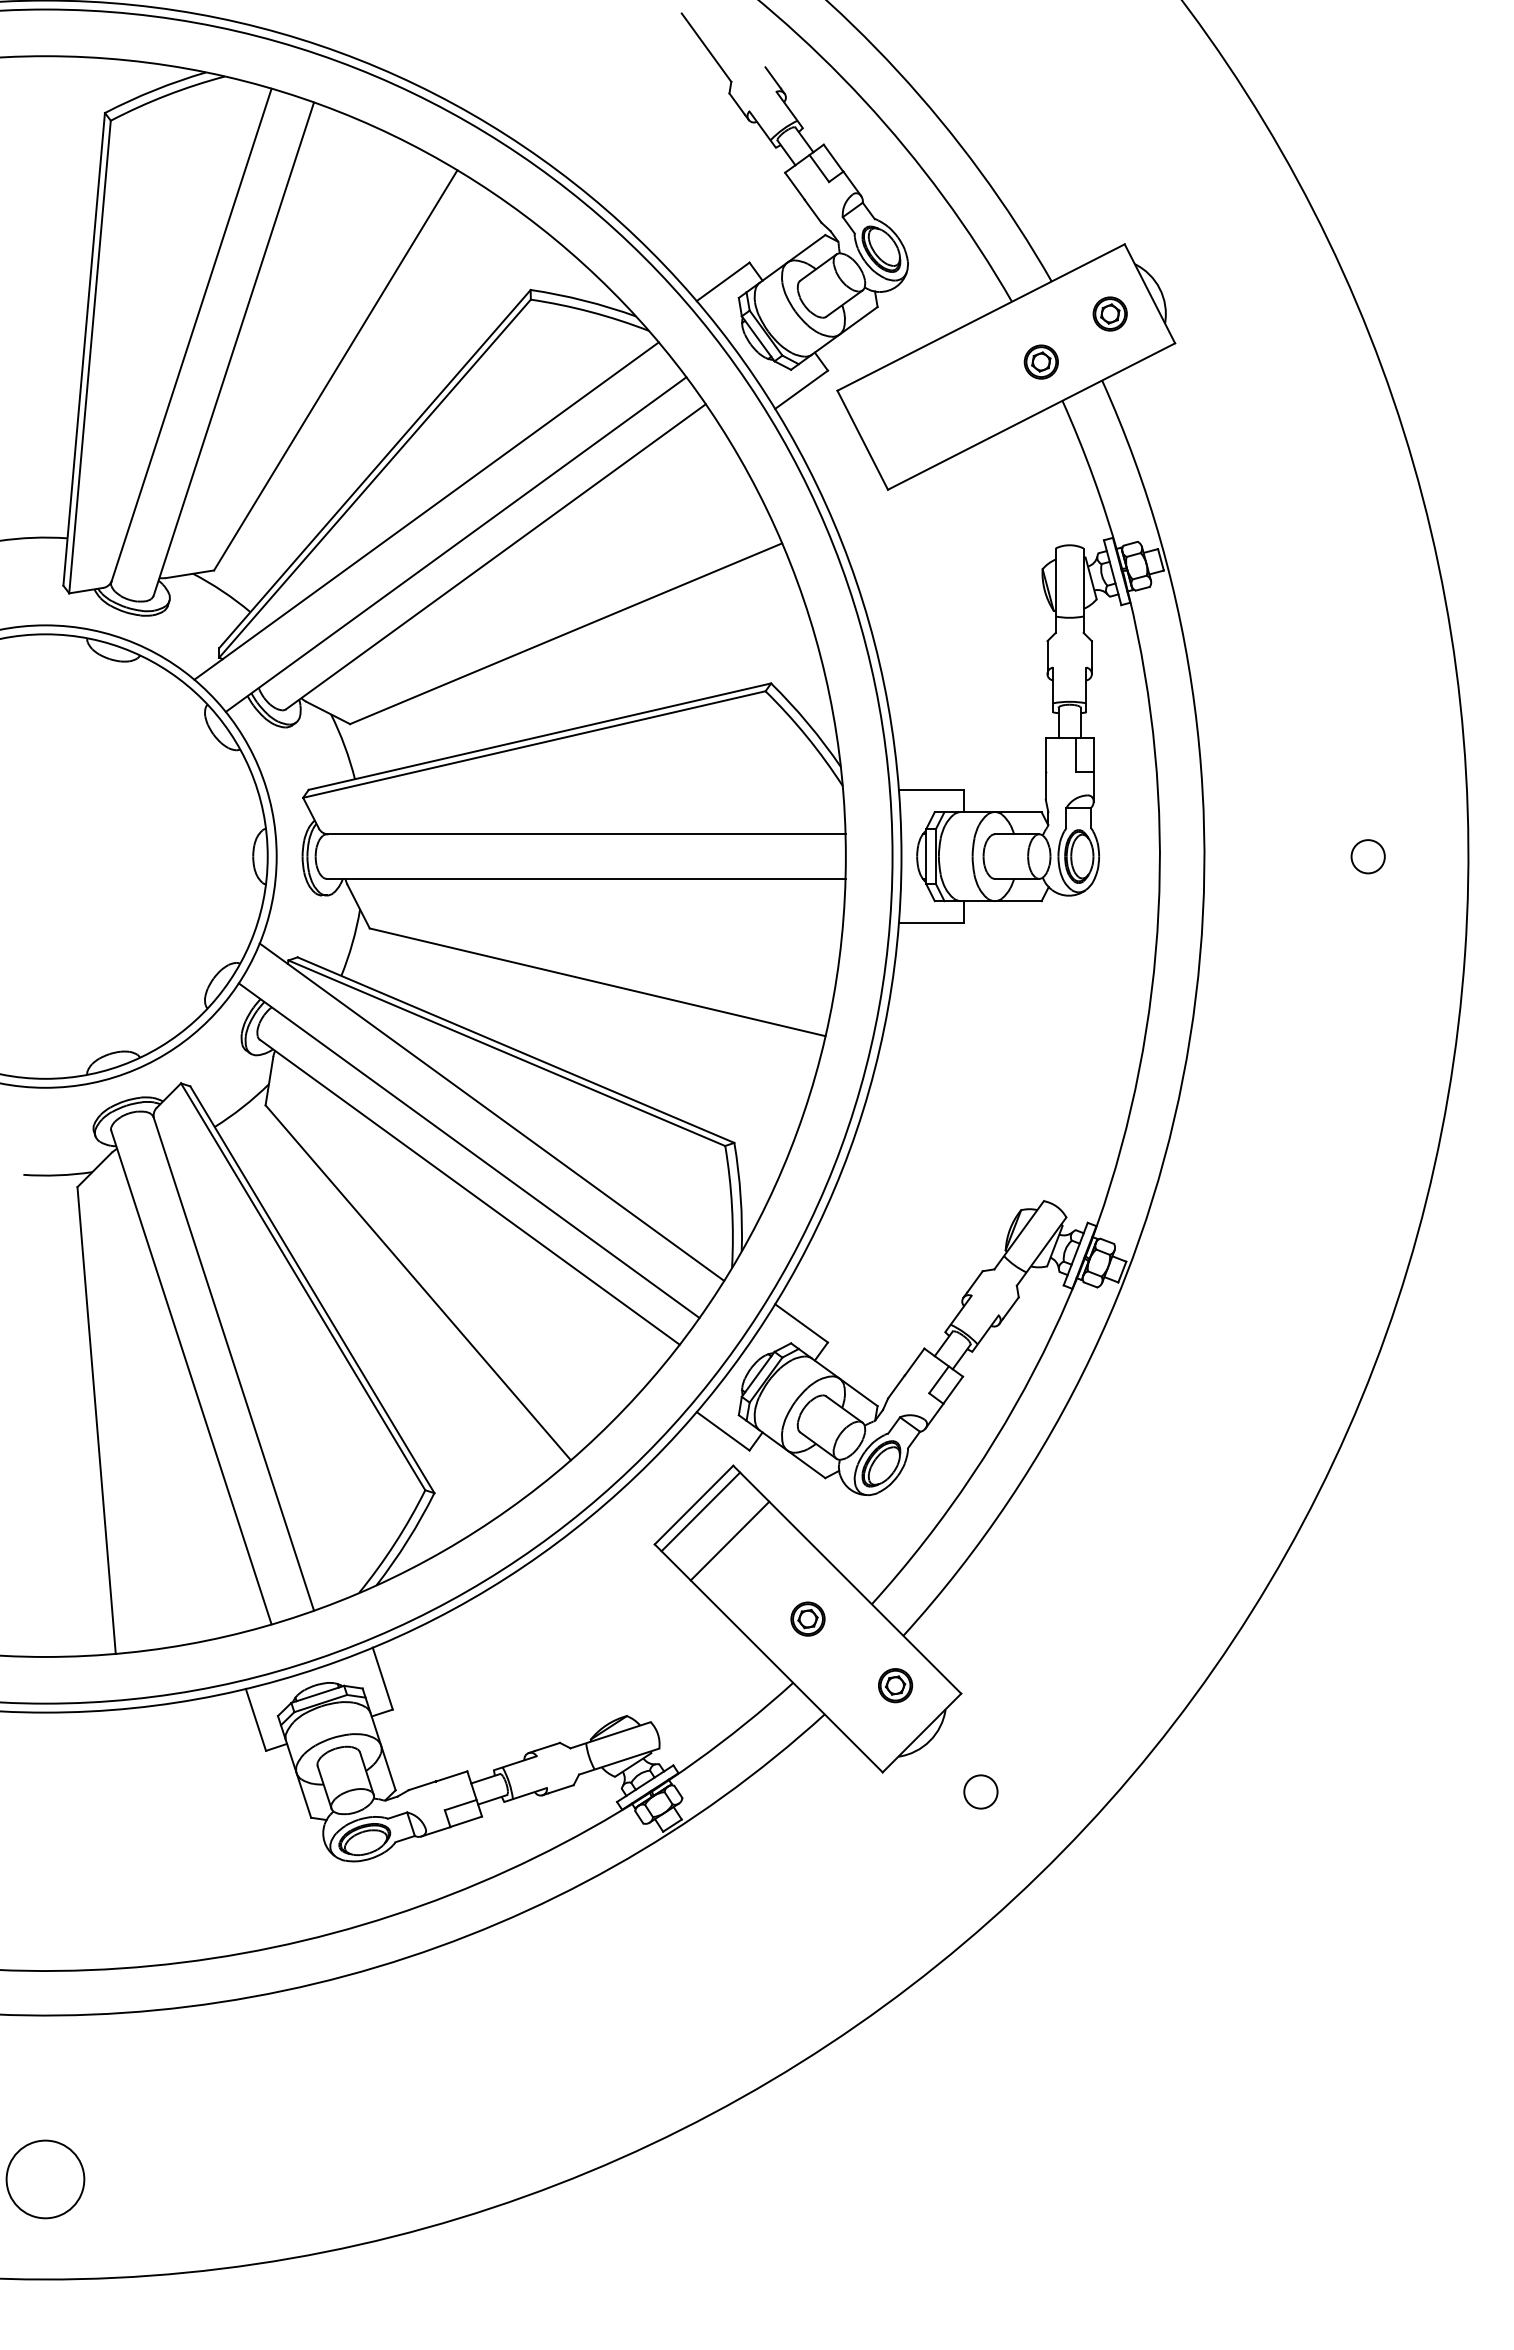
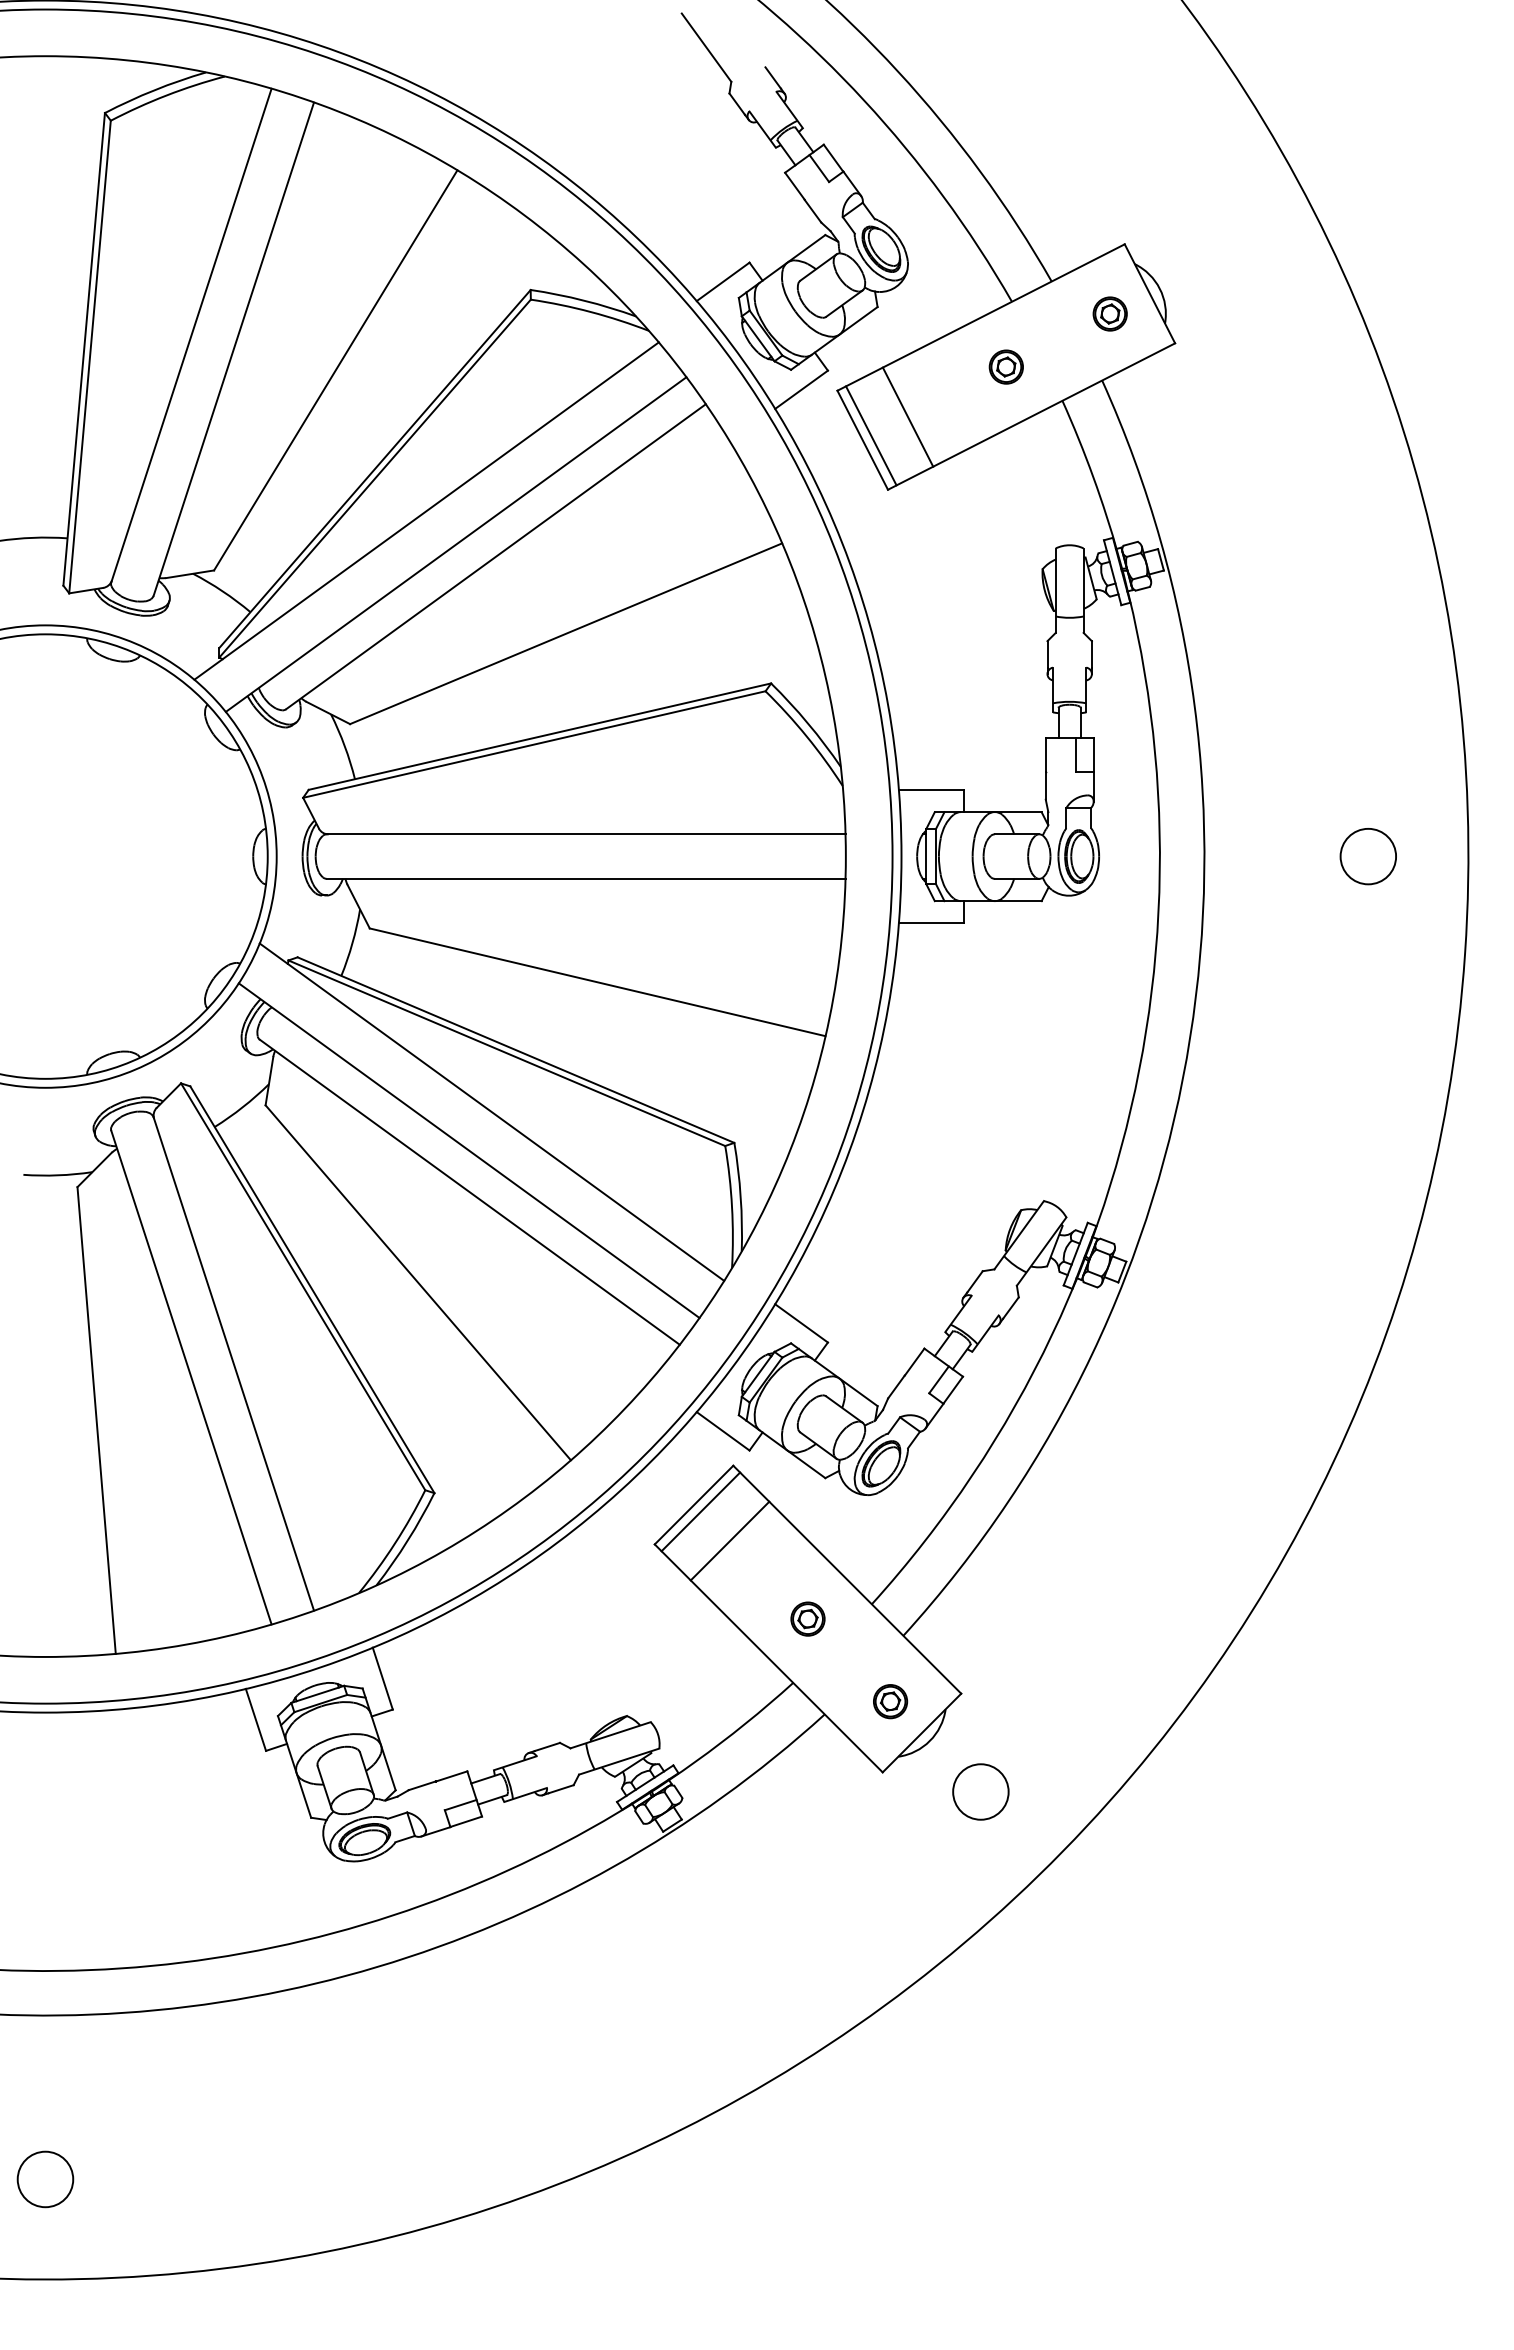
part position: (1040, 361) -> (1005, 366) (1005, 366)
line: none -> present (907, 416)
line: none -> present (871, 435)
circle size: 36x36 px -> 58x58 px (1367, 856)
part position: (895, 1685) -> (890, 1701) (890, 1701)
circle size: 36x36 px -> 58x58 px (980, 1791)
circle diameter: 78 px -> 55 px (45, 2179)
